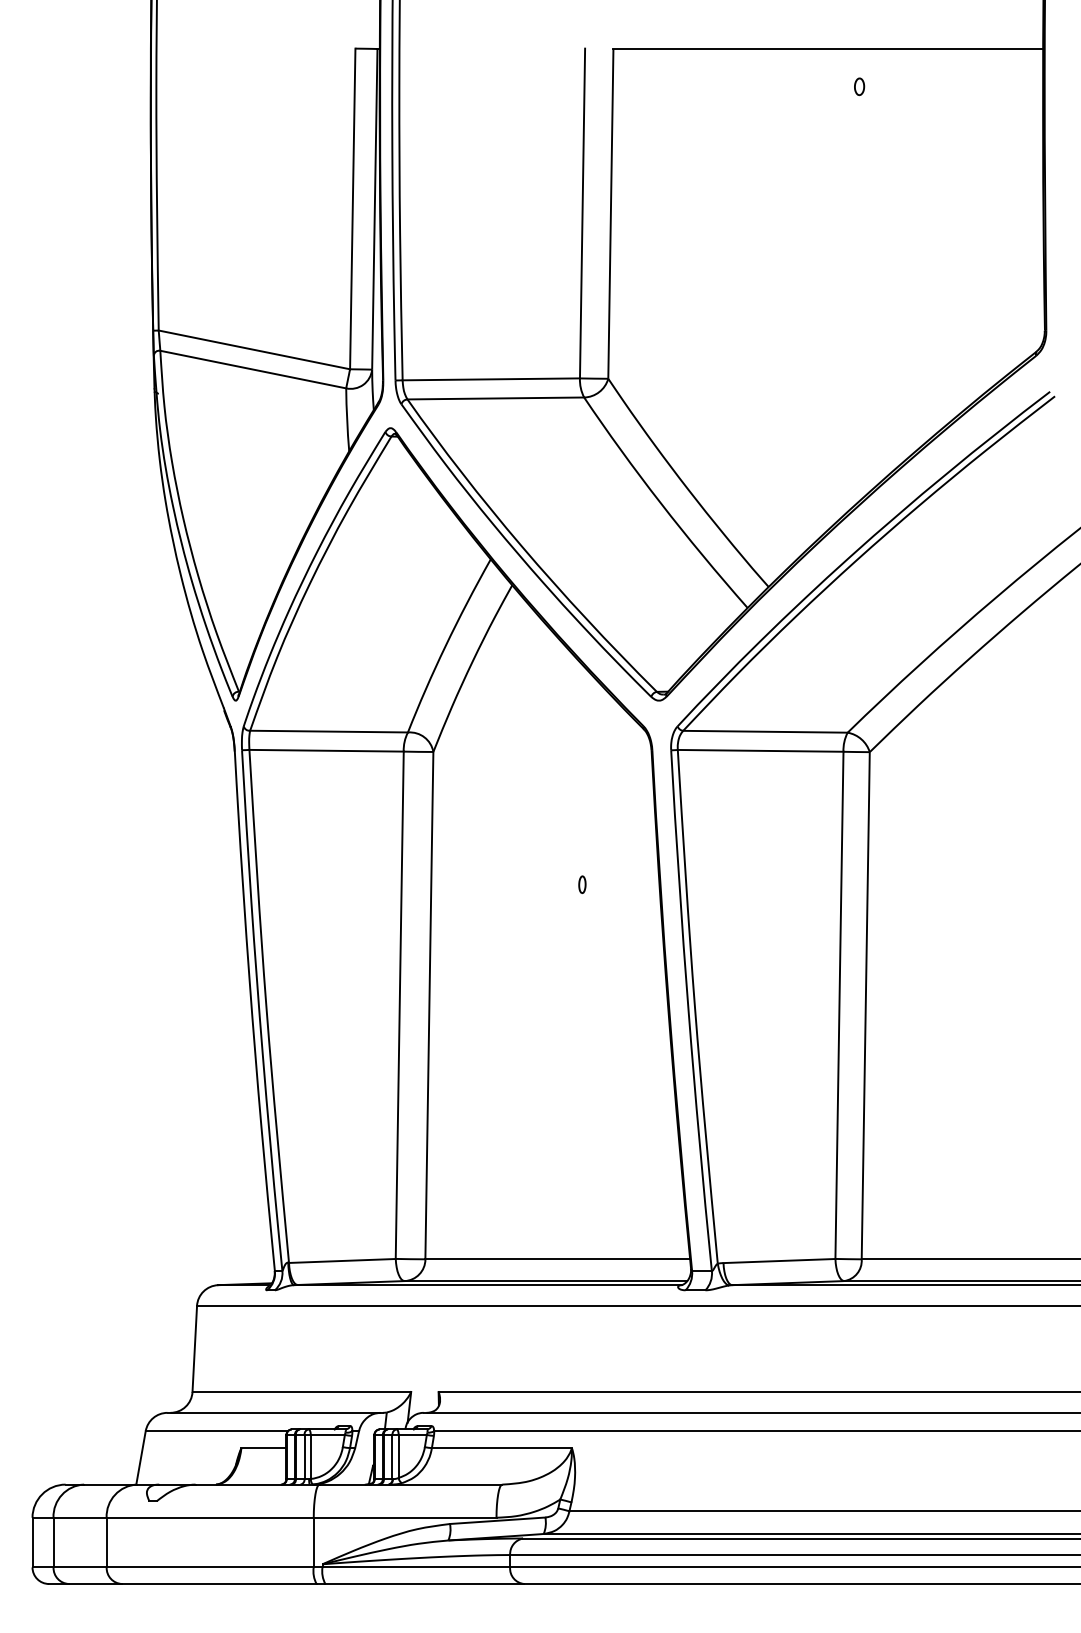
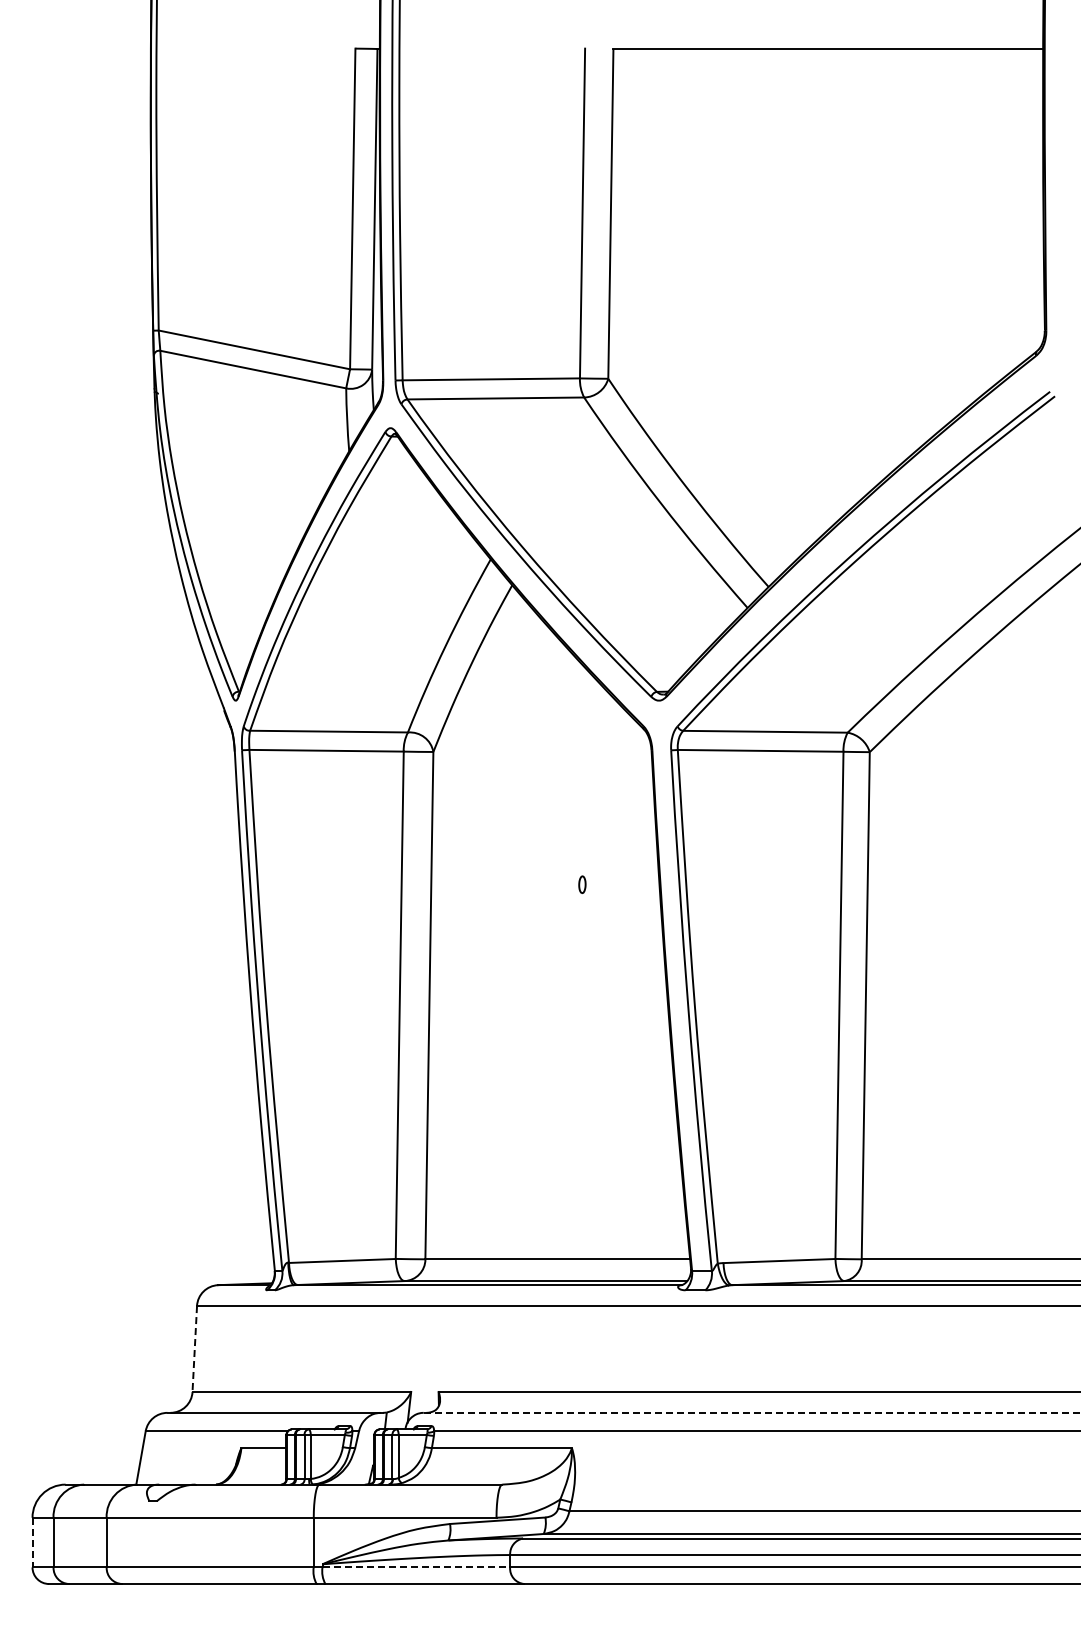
part: present -> none (859, 86)
line: solid -> dashed (194, 1349)
line: solid -> dashed (752, 1412)
line: solid -> dashed (32, 1542)
line: solid -> dashed (416, 1567)
